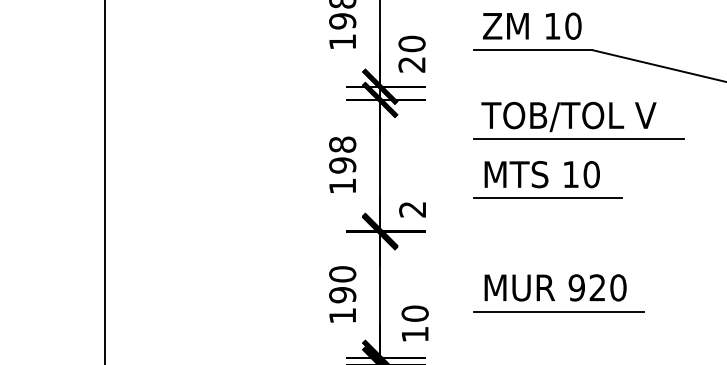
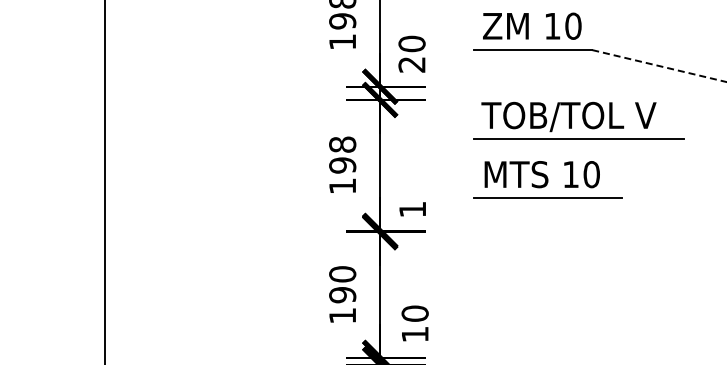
line: solid -> dashed (659, 66)
text: 2 -> 1 (412, 209)
part: present -> none (558, 293)
